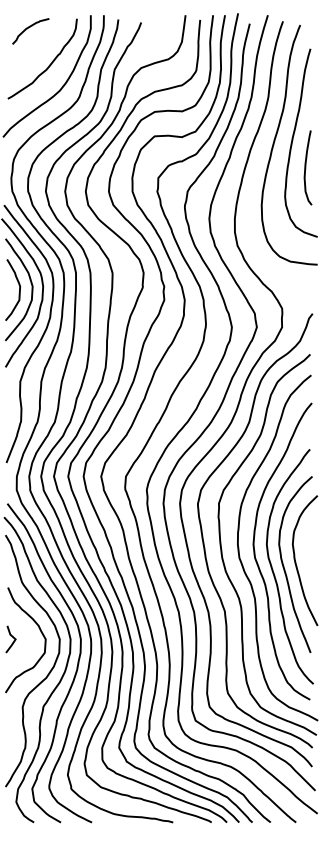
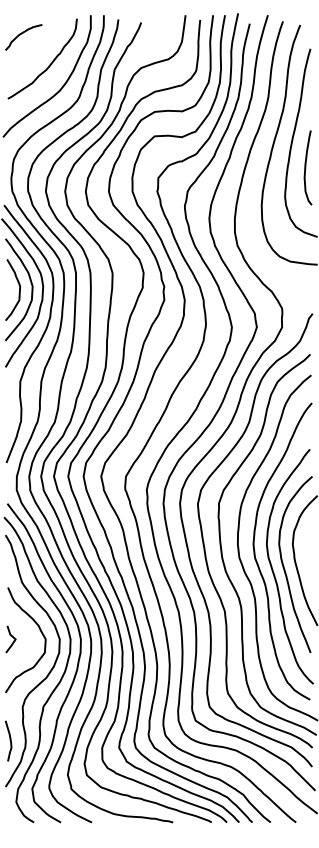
curve position: (29, 28) -> (22, 34) (22, 34)
curve: none -> present (9, 740)
